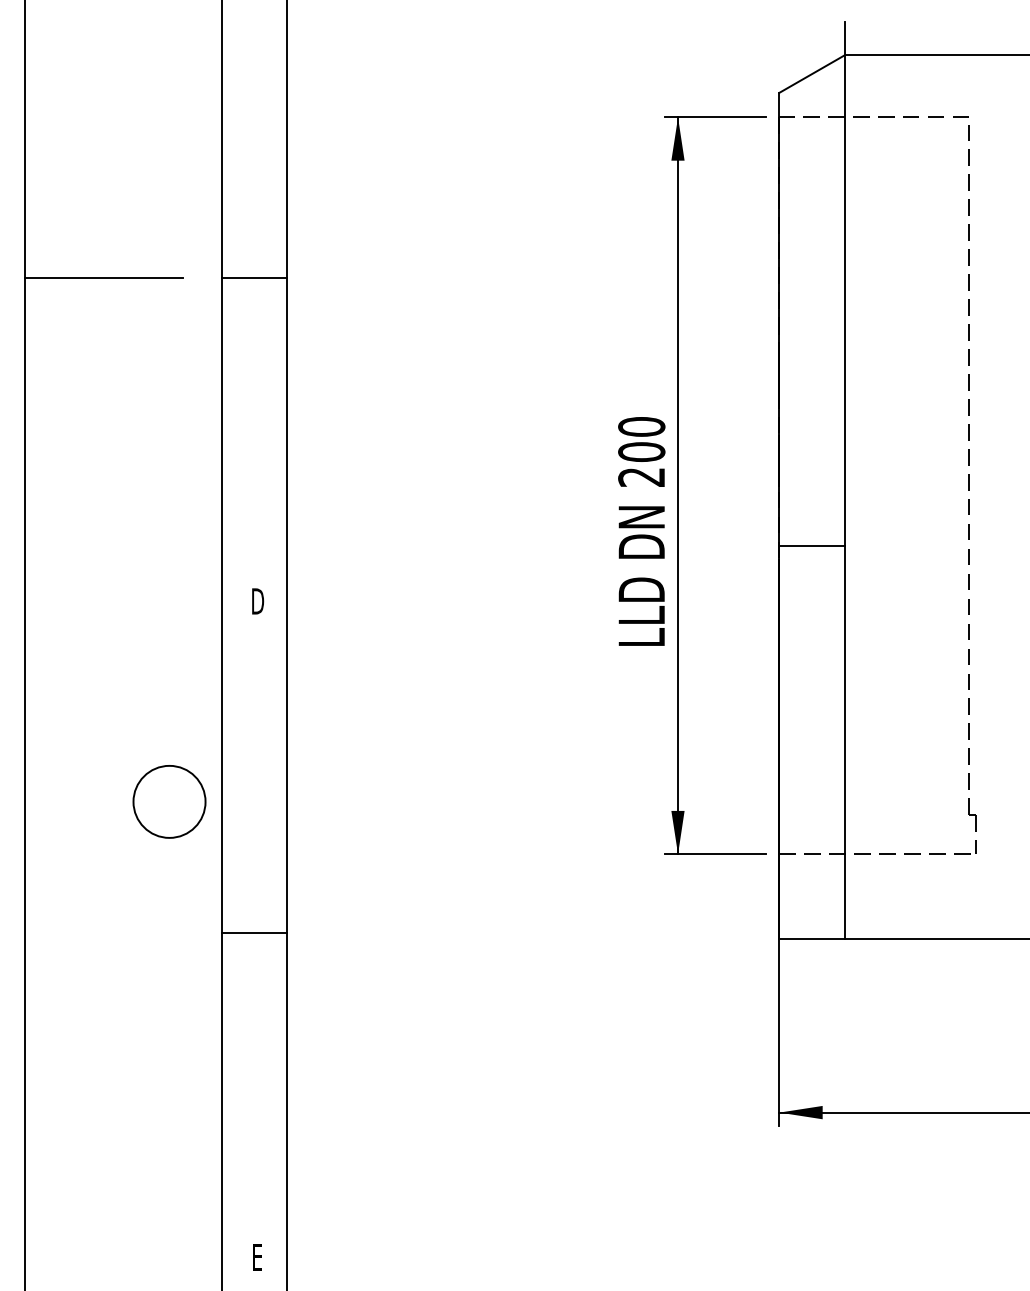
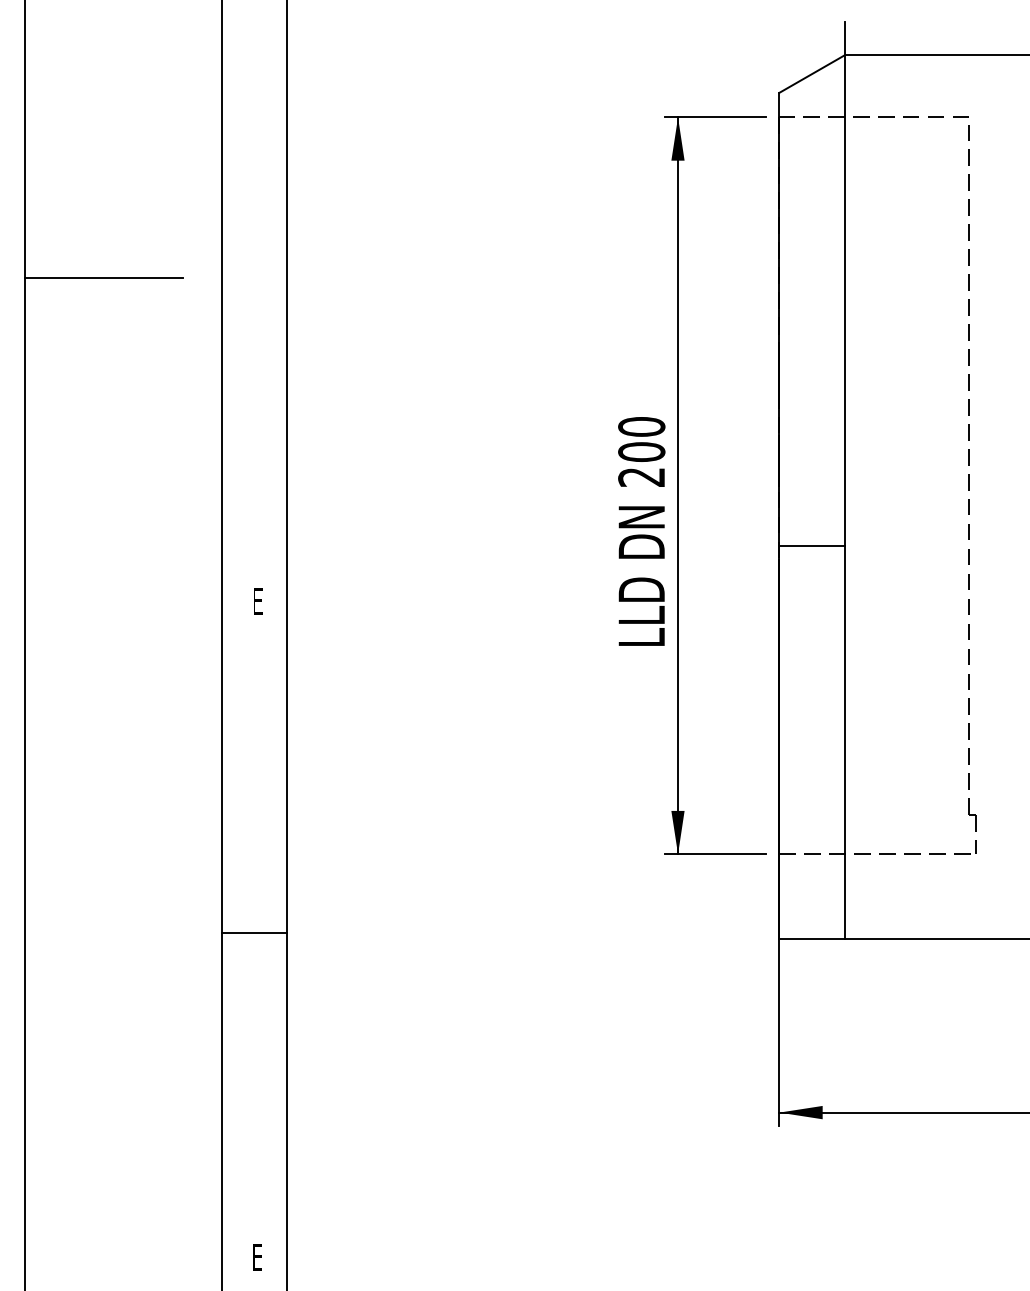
line: present -> none (254, 277)
text: D -> E (258, 601)
circle: present -> none (169, 801)
